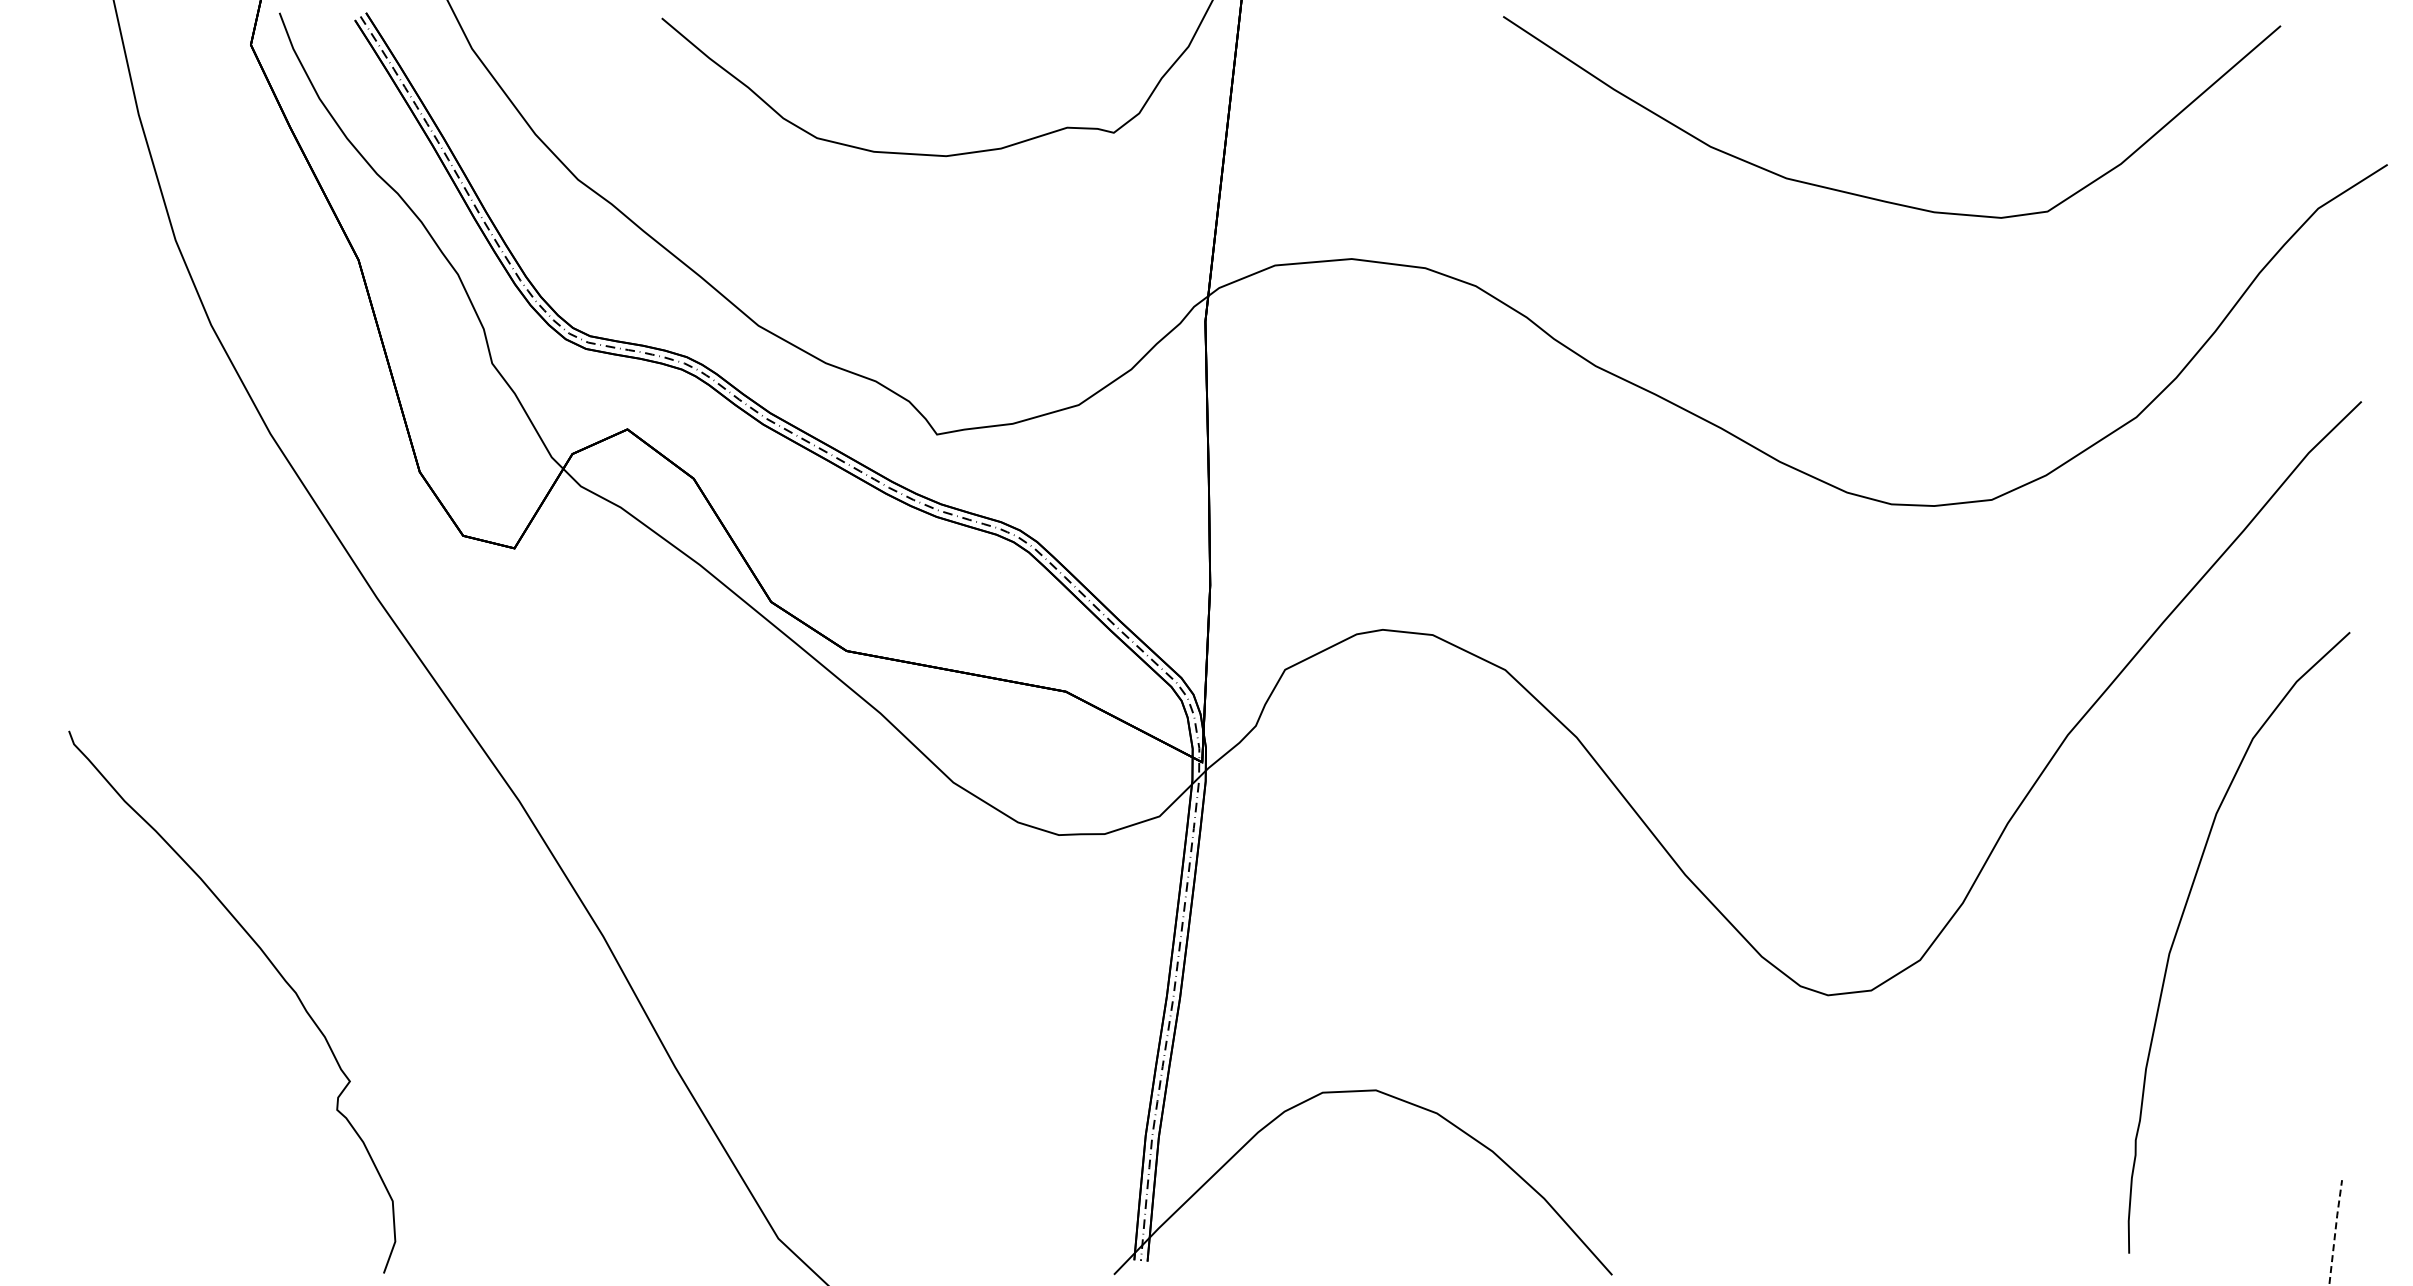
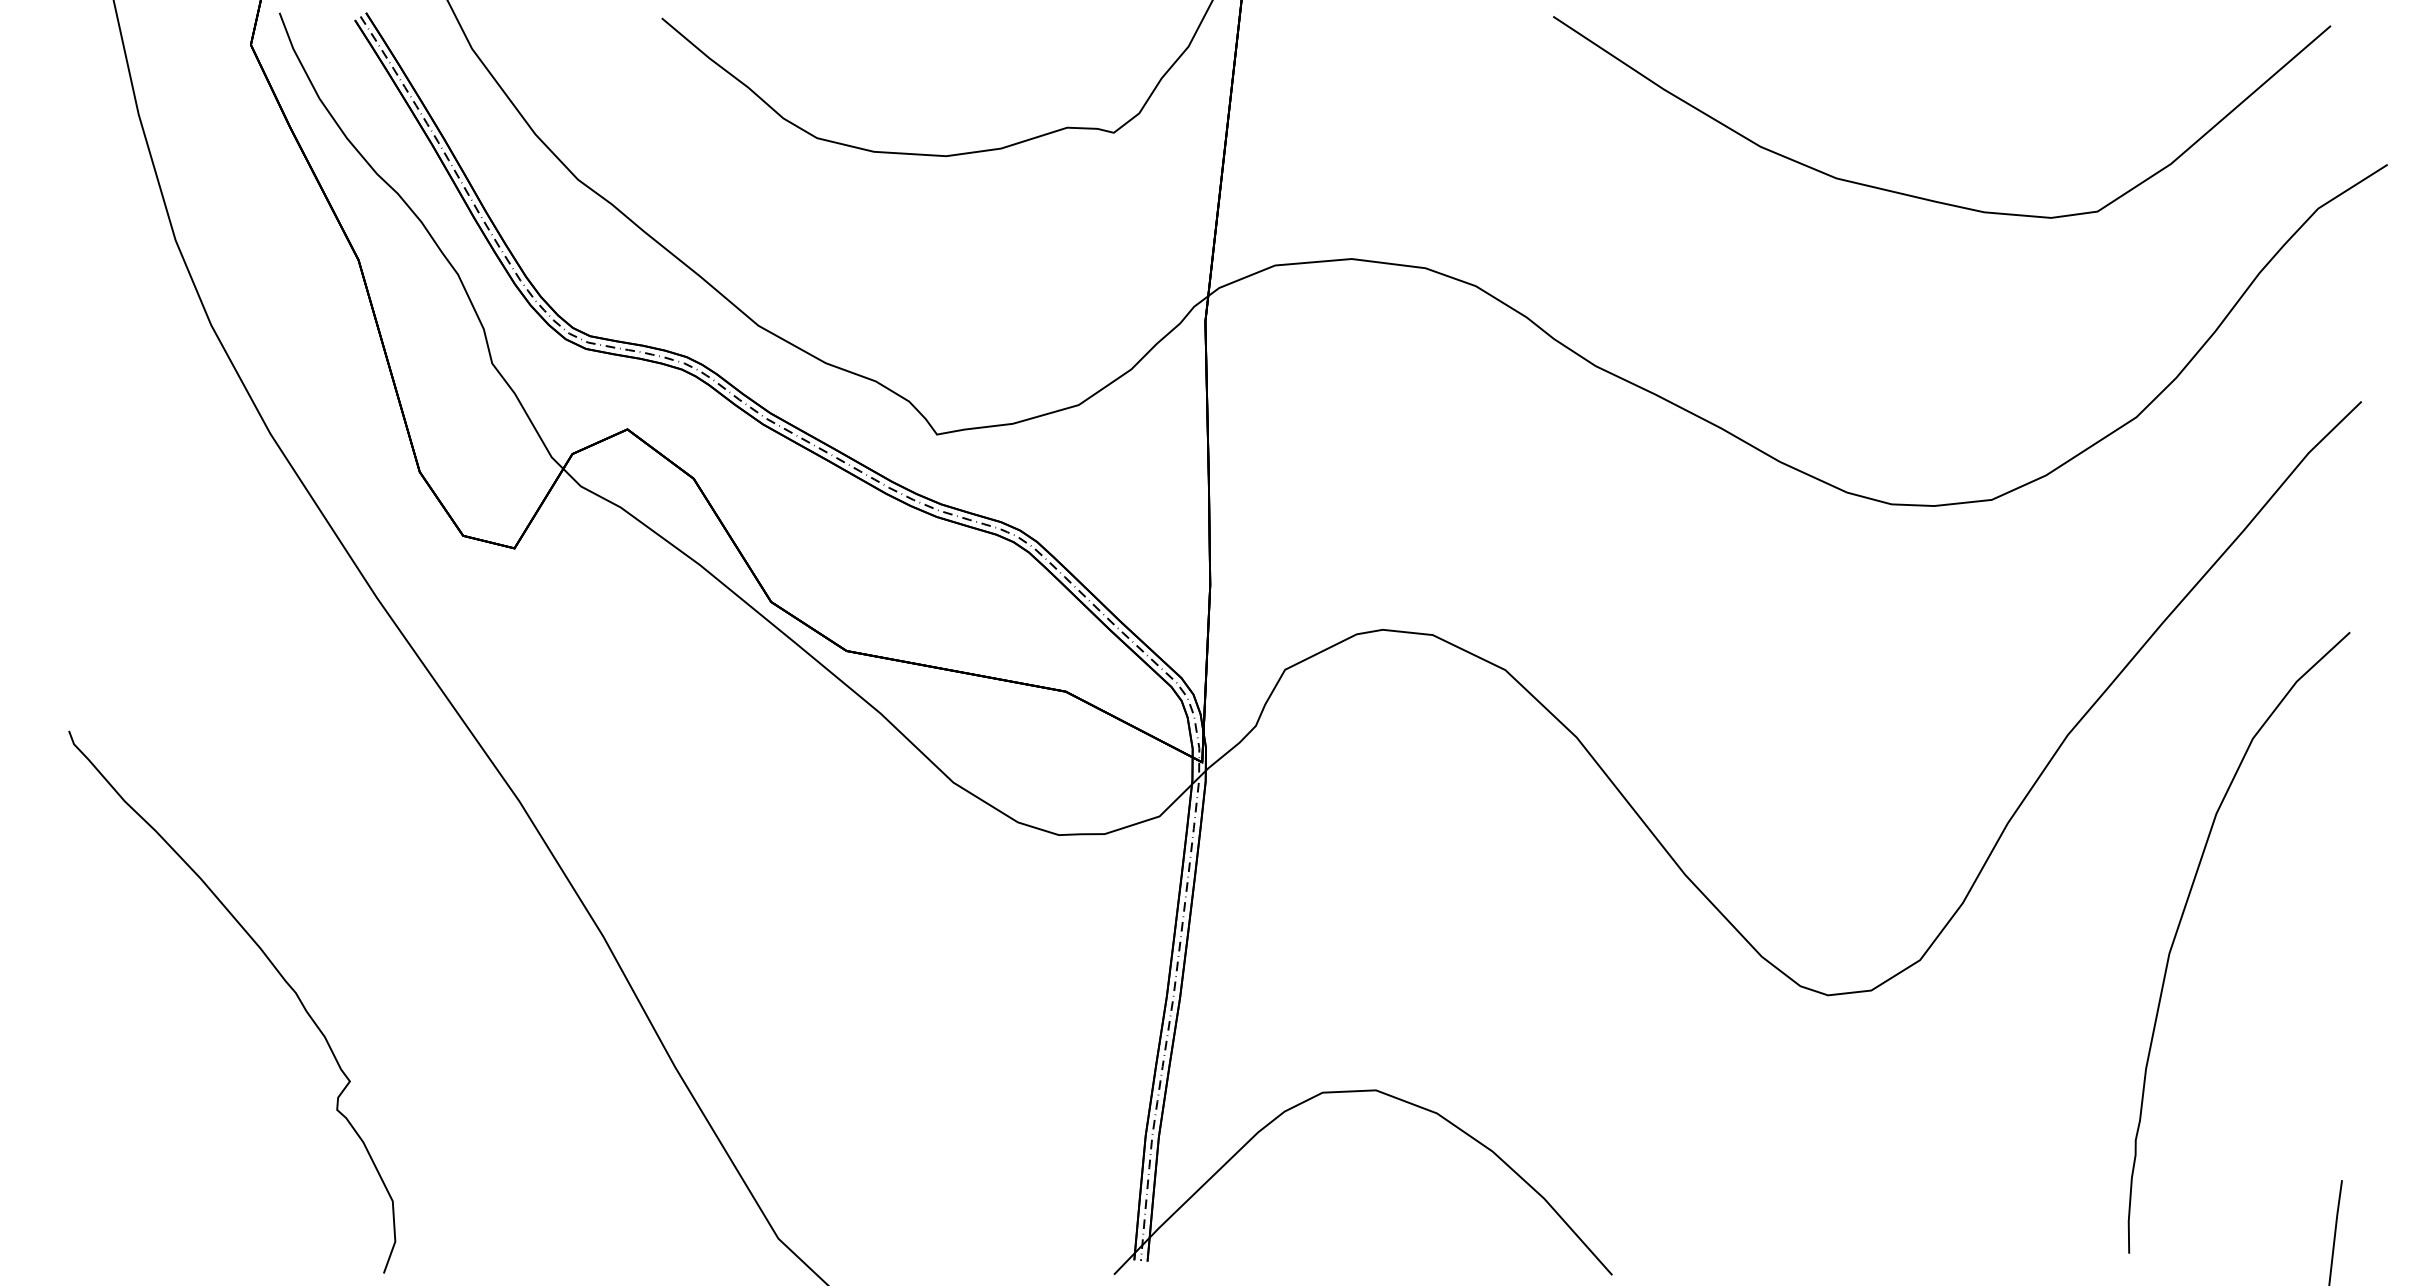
curve position: (1877, 198) -> (1927, 198) (1927, 198)
line: dashed -> solid (2335, 1231)
